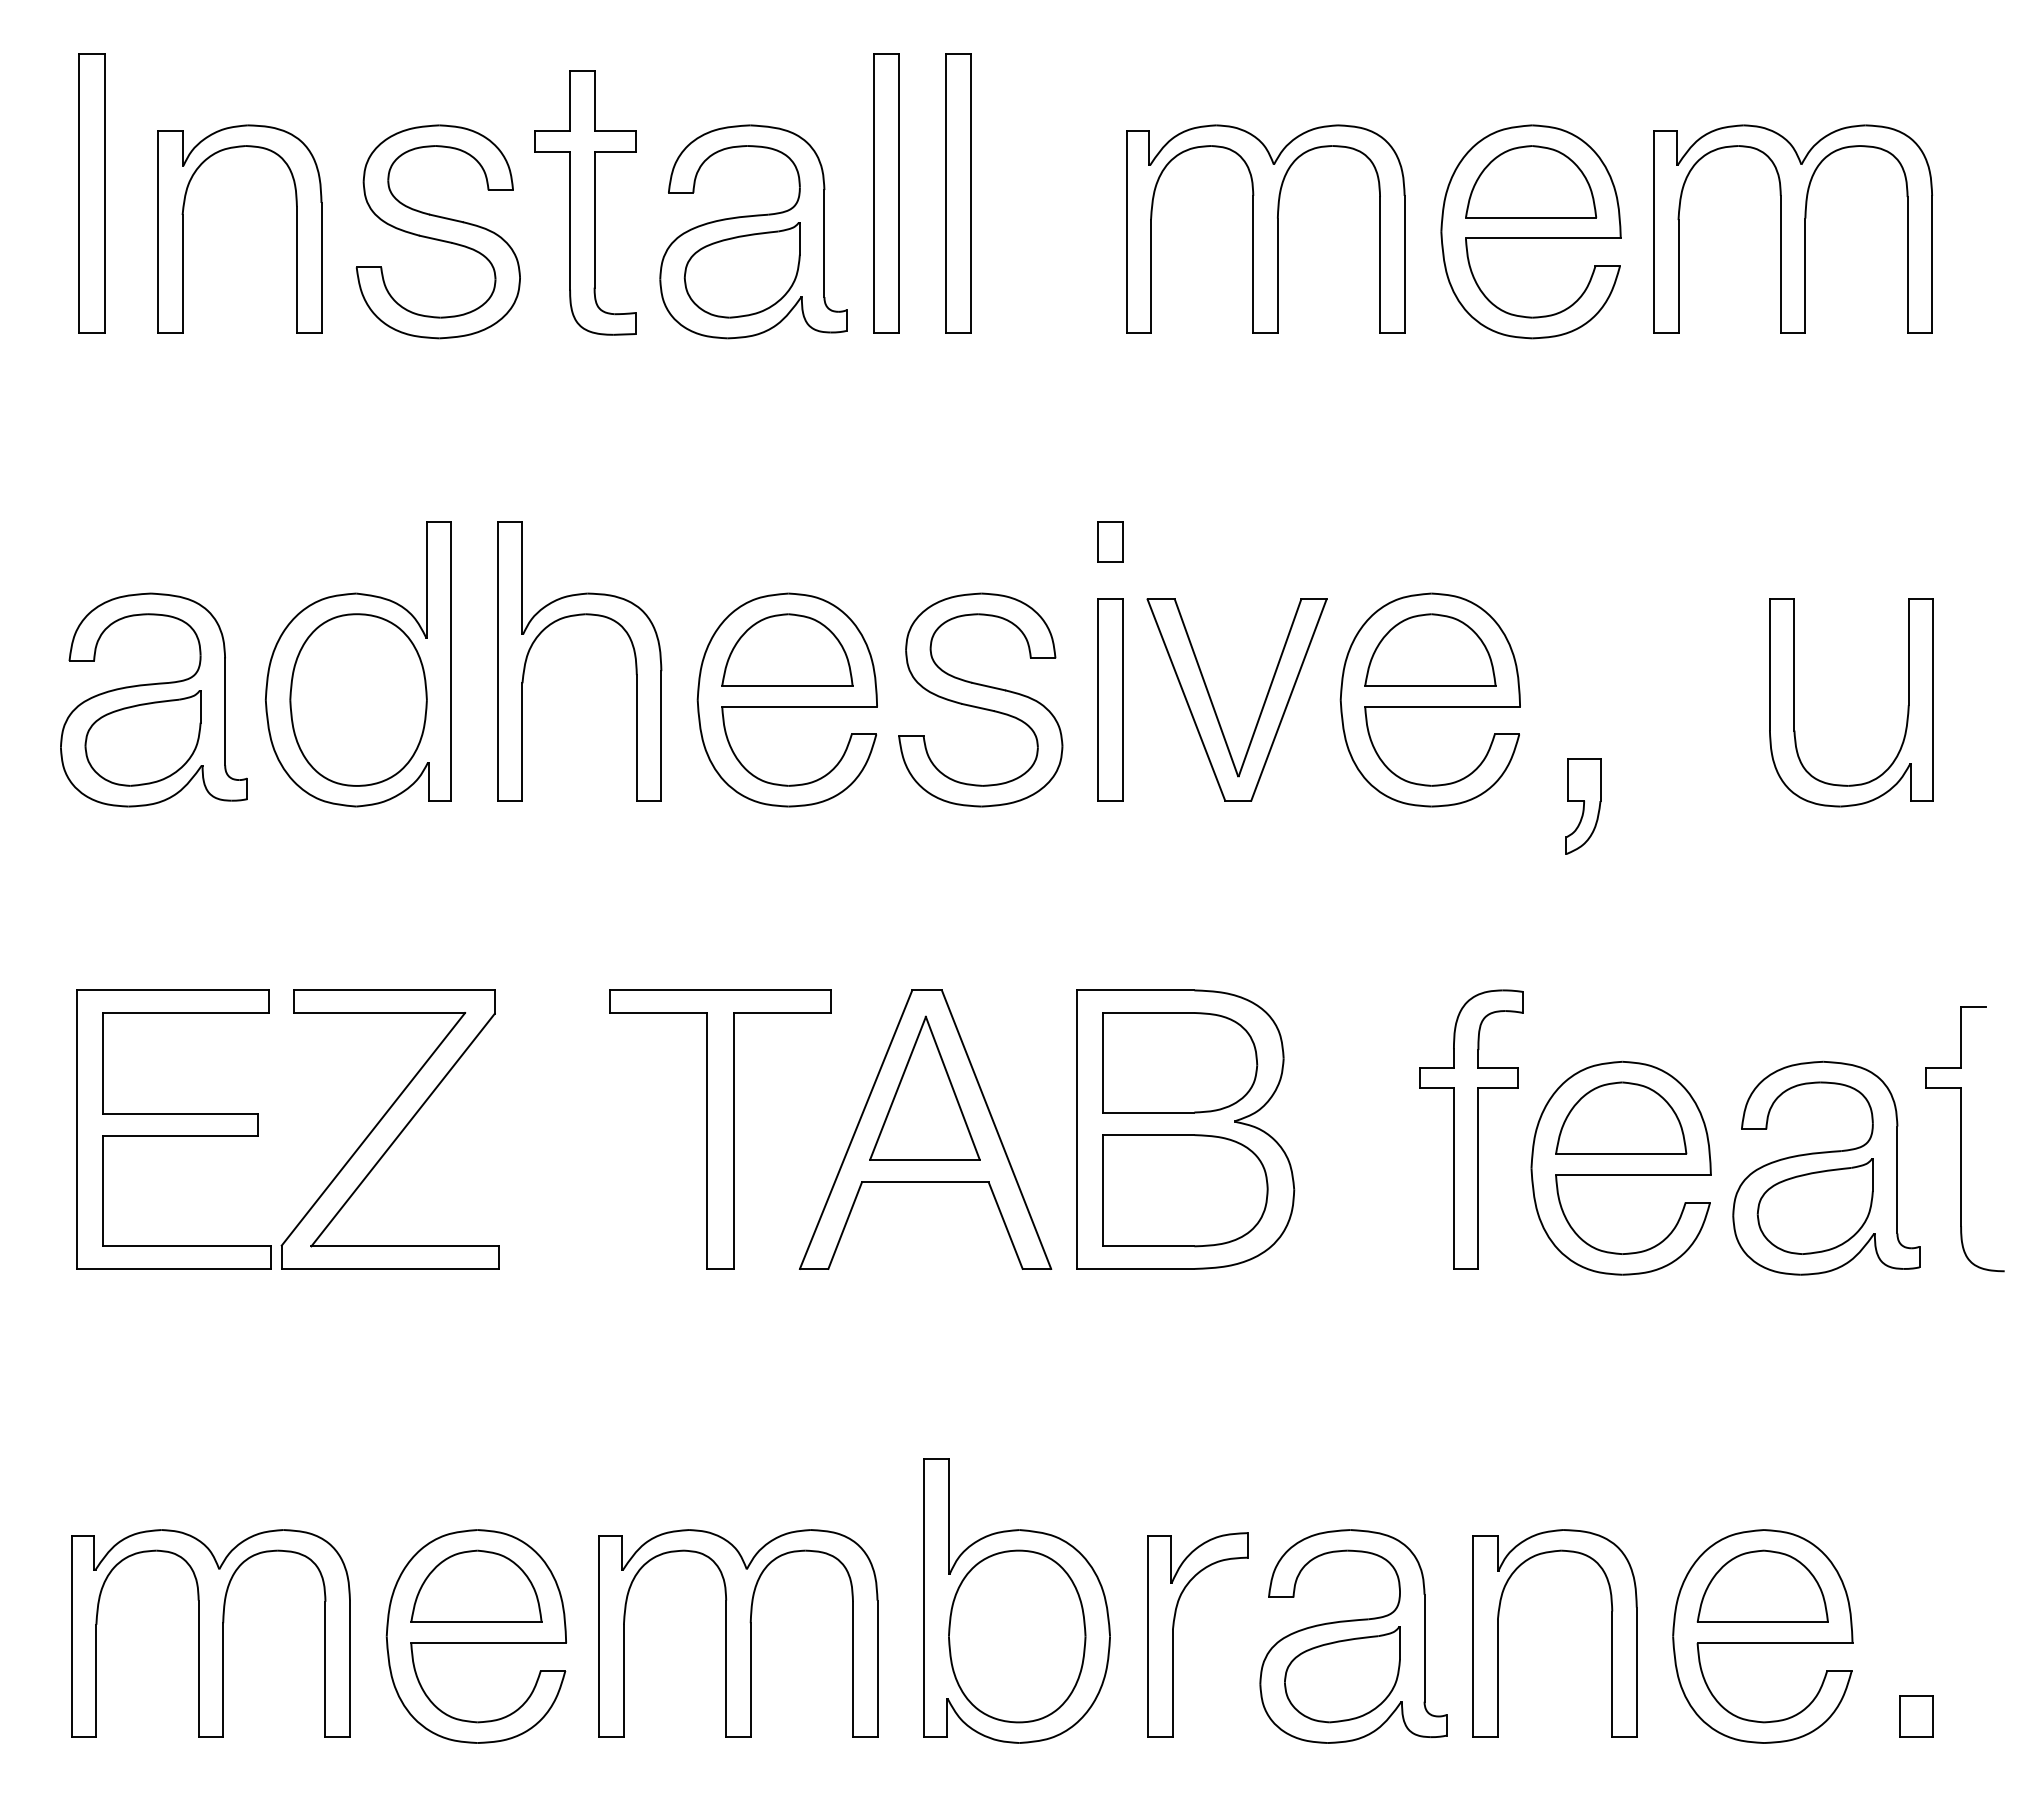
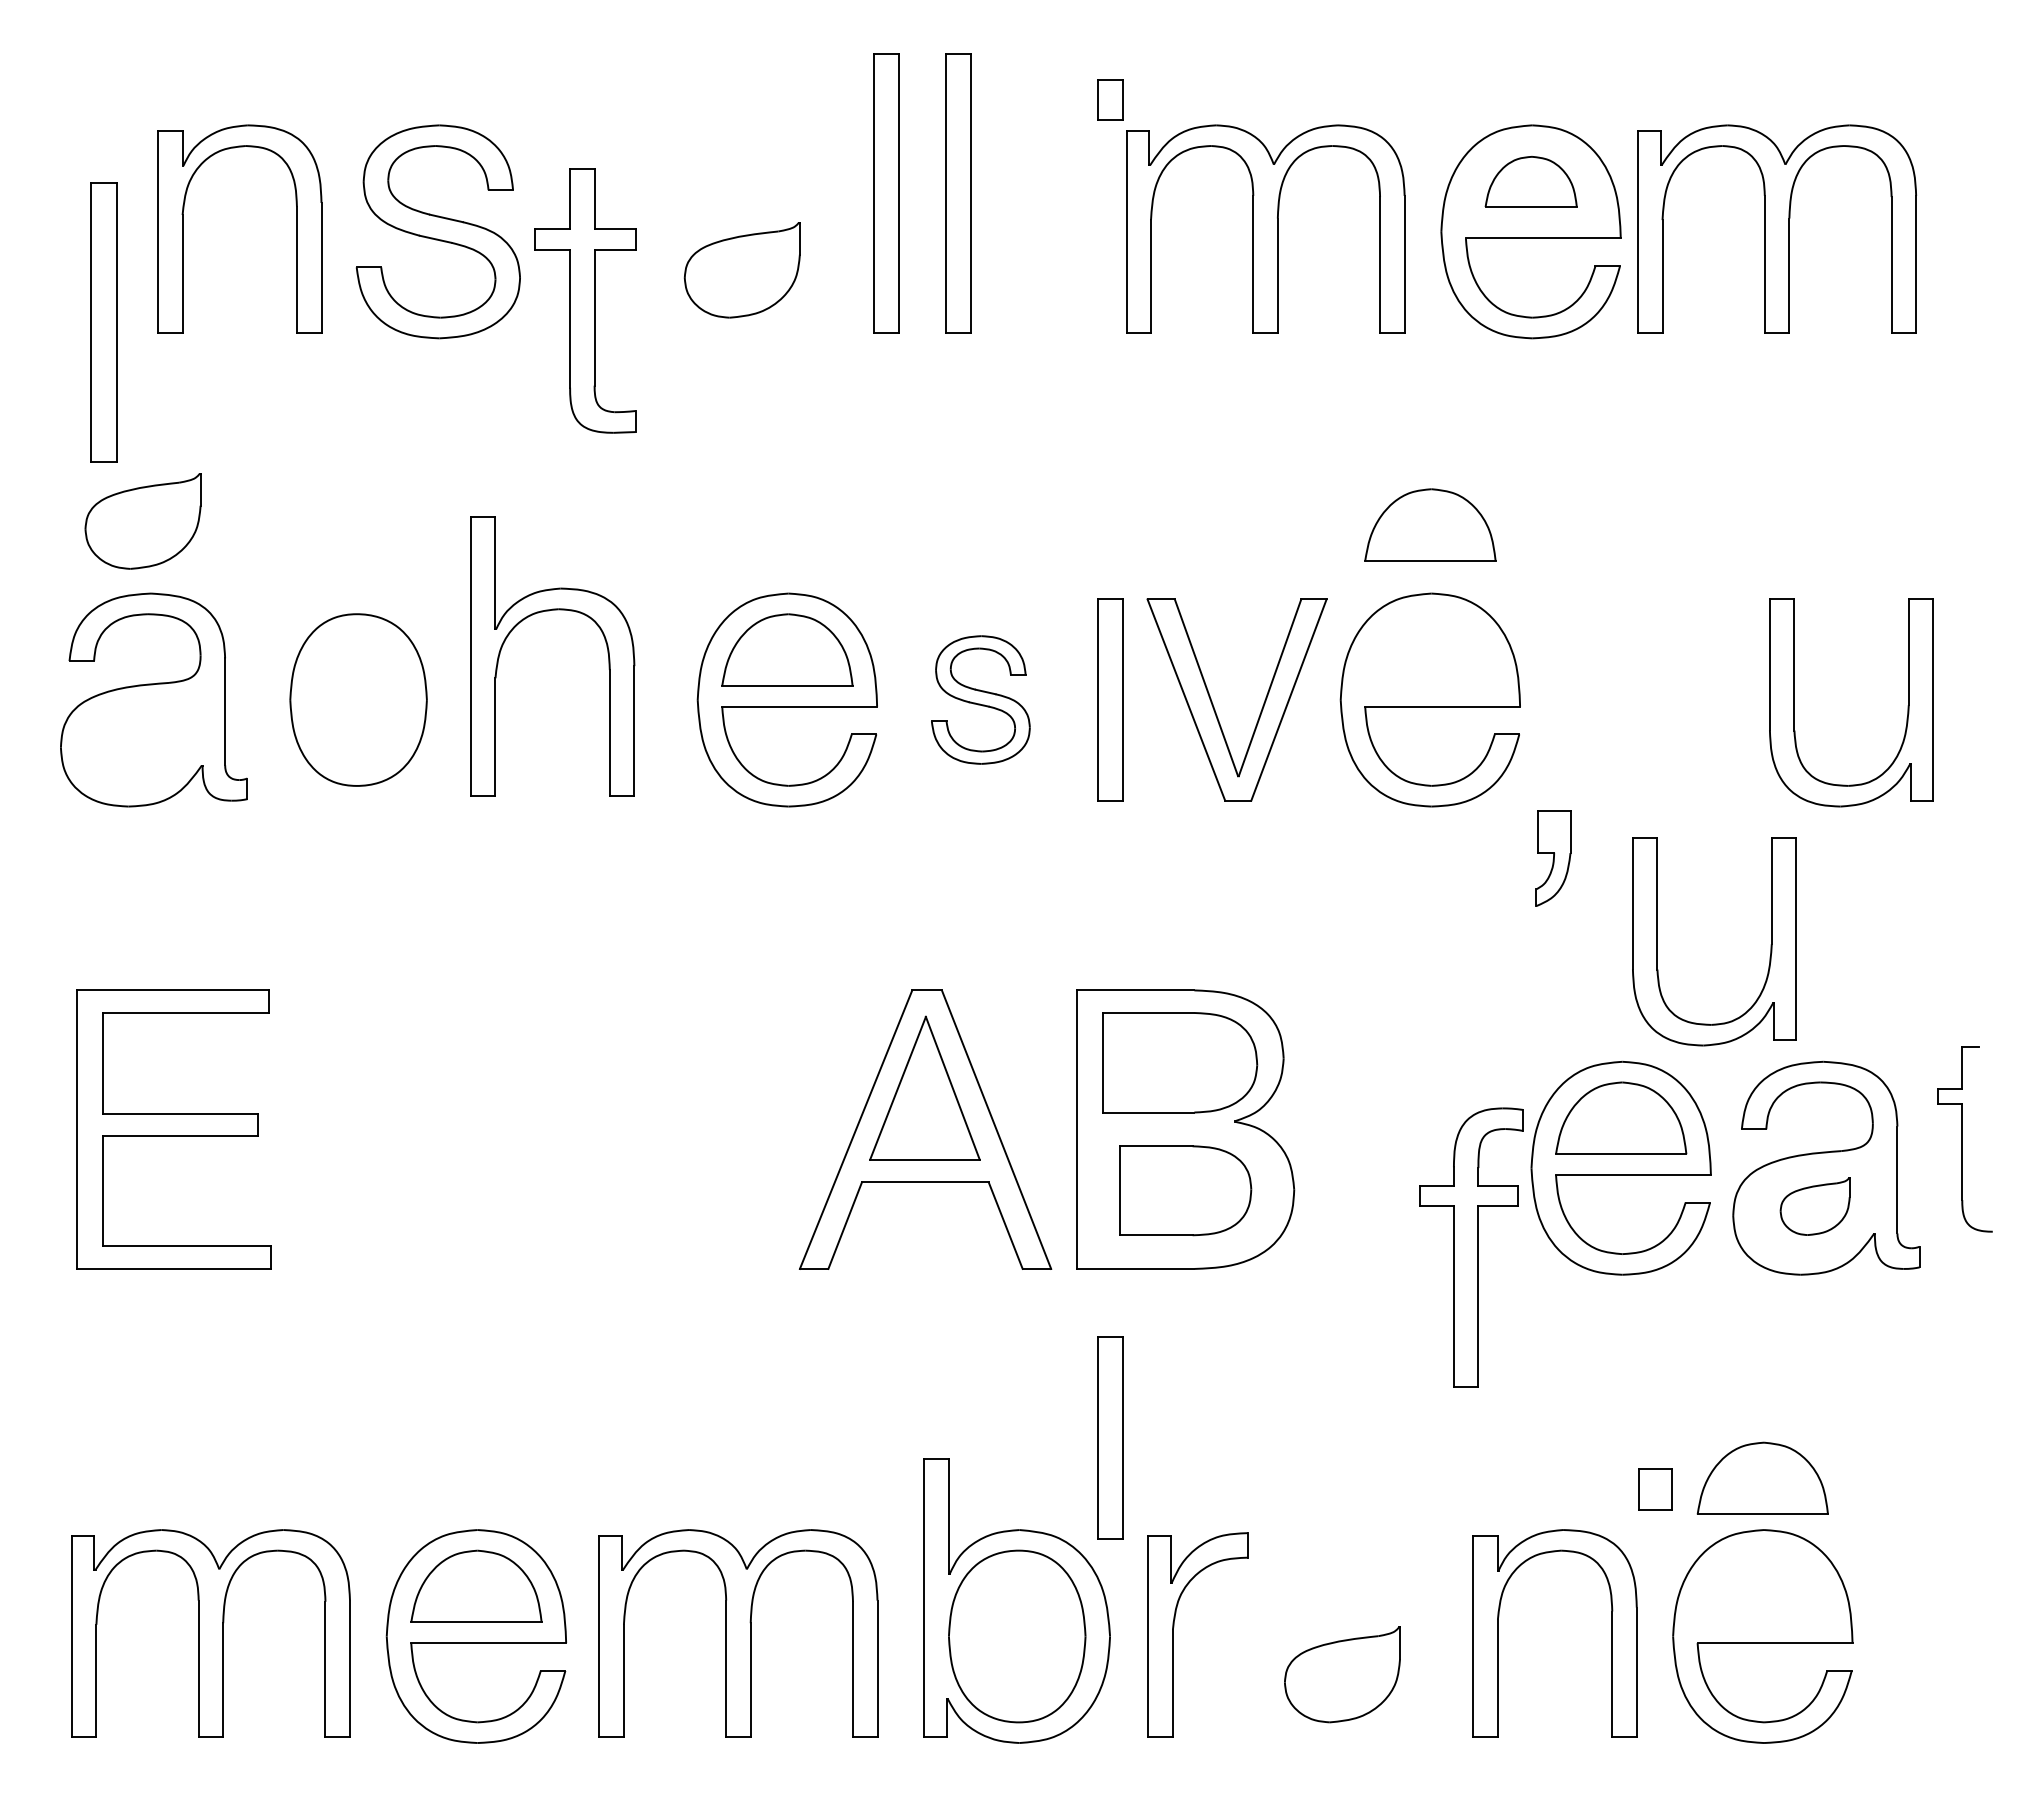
part size: 133x74 px -> 94x52 px (1530, 181)
part position: (91, 193) -> (103, 322) (103, 322)
part position: (585, 202) -> (585, 300) (585, 300)
part position: (1792, 228) -> (1776, 228) (1776, 228)
part: present -> none (753, 231)
part position: (1110, 541) -> (1110, 99) (1110, 99)
part position: (576, 616) -> (549, 611) (549, 611)
part position: (1430, 649) -> (1430, 524) (1430, 524)
part: present -> none (357, 664)
part size: 166x216 px -> 100x130 px (980, 699)
part position: (142, 738) -> (142, 521) (142, 521)
part position: (1583, 806) -> (1553, 858) (1553, 858)
part: none -> present (1770, 944)
part: present -> none (389, 1129)
part: present -> none (720, 1129)
part position: (1471, 1129) -> (1471, 1247) (1471, 1247)
part size: 80x267 px -> 56x187 px (1964, 1139)
part size: 167x114 px -> 134x92 px (1185, 1190)
part size: 118x97 px -> 72x59 px (1814, 1206)
part: none -> present (1110, 1437)
part position: (1762, 1585) -> (1762, 1477) (1762, 1477)
part: present -> none (1353, 1636)
part position: (1916, 1716) -> (1655, 1489) (1655, 1489)
